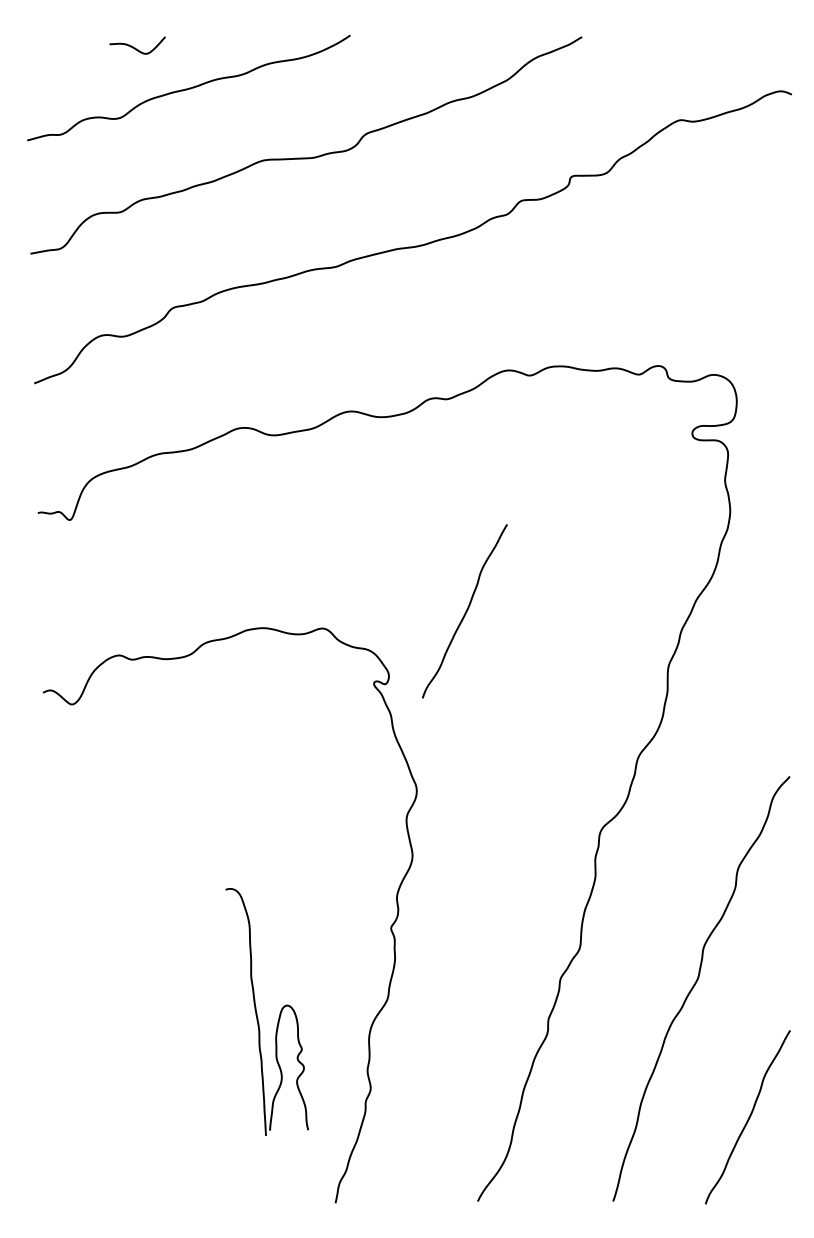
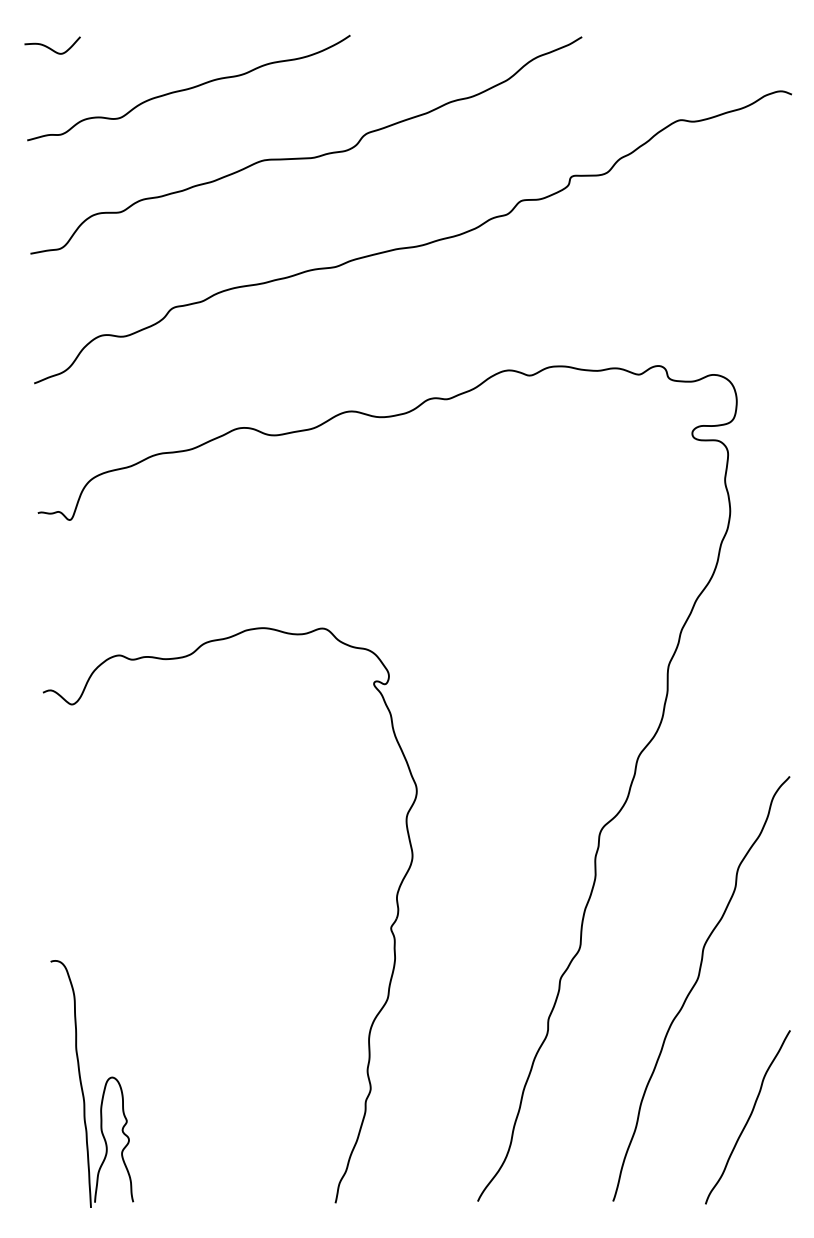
curve position: (135, 47) -> (50, 47) (50, 47)
curve: present -> none (465, 611)
part position: (257, 1012) -> (82, 1084) (82, 1084)
